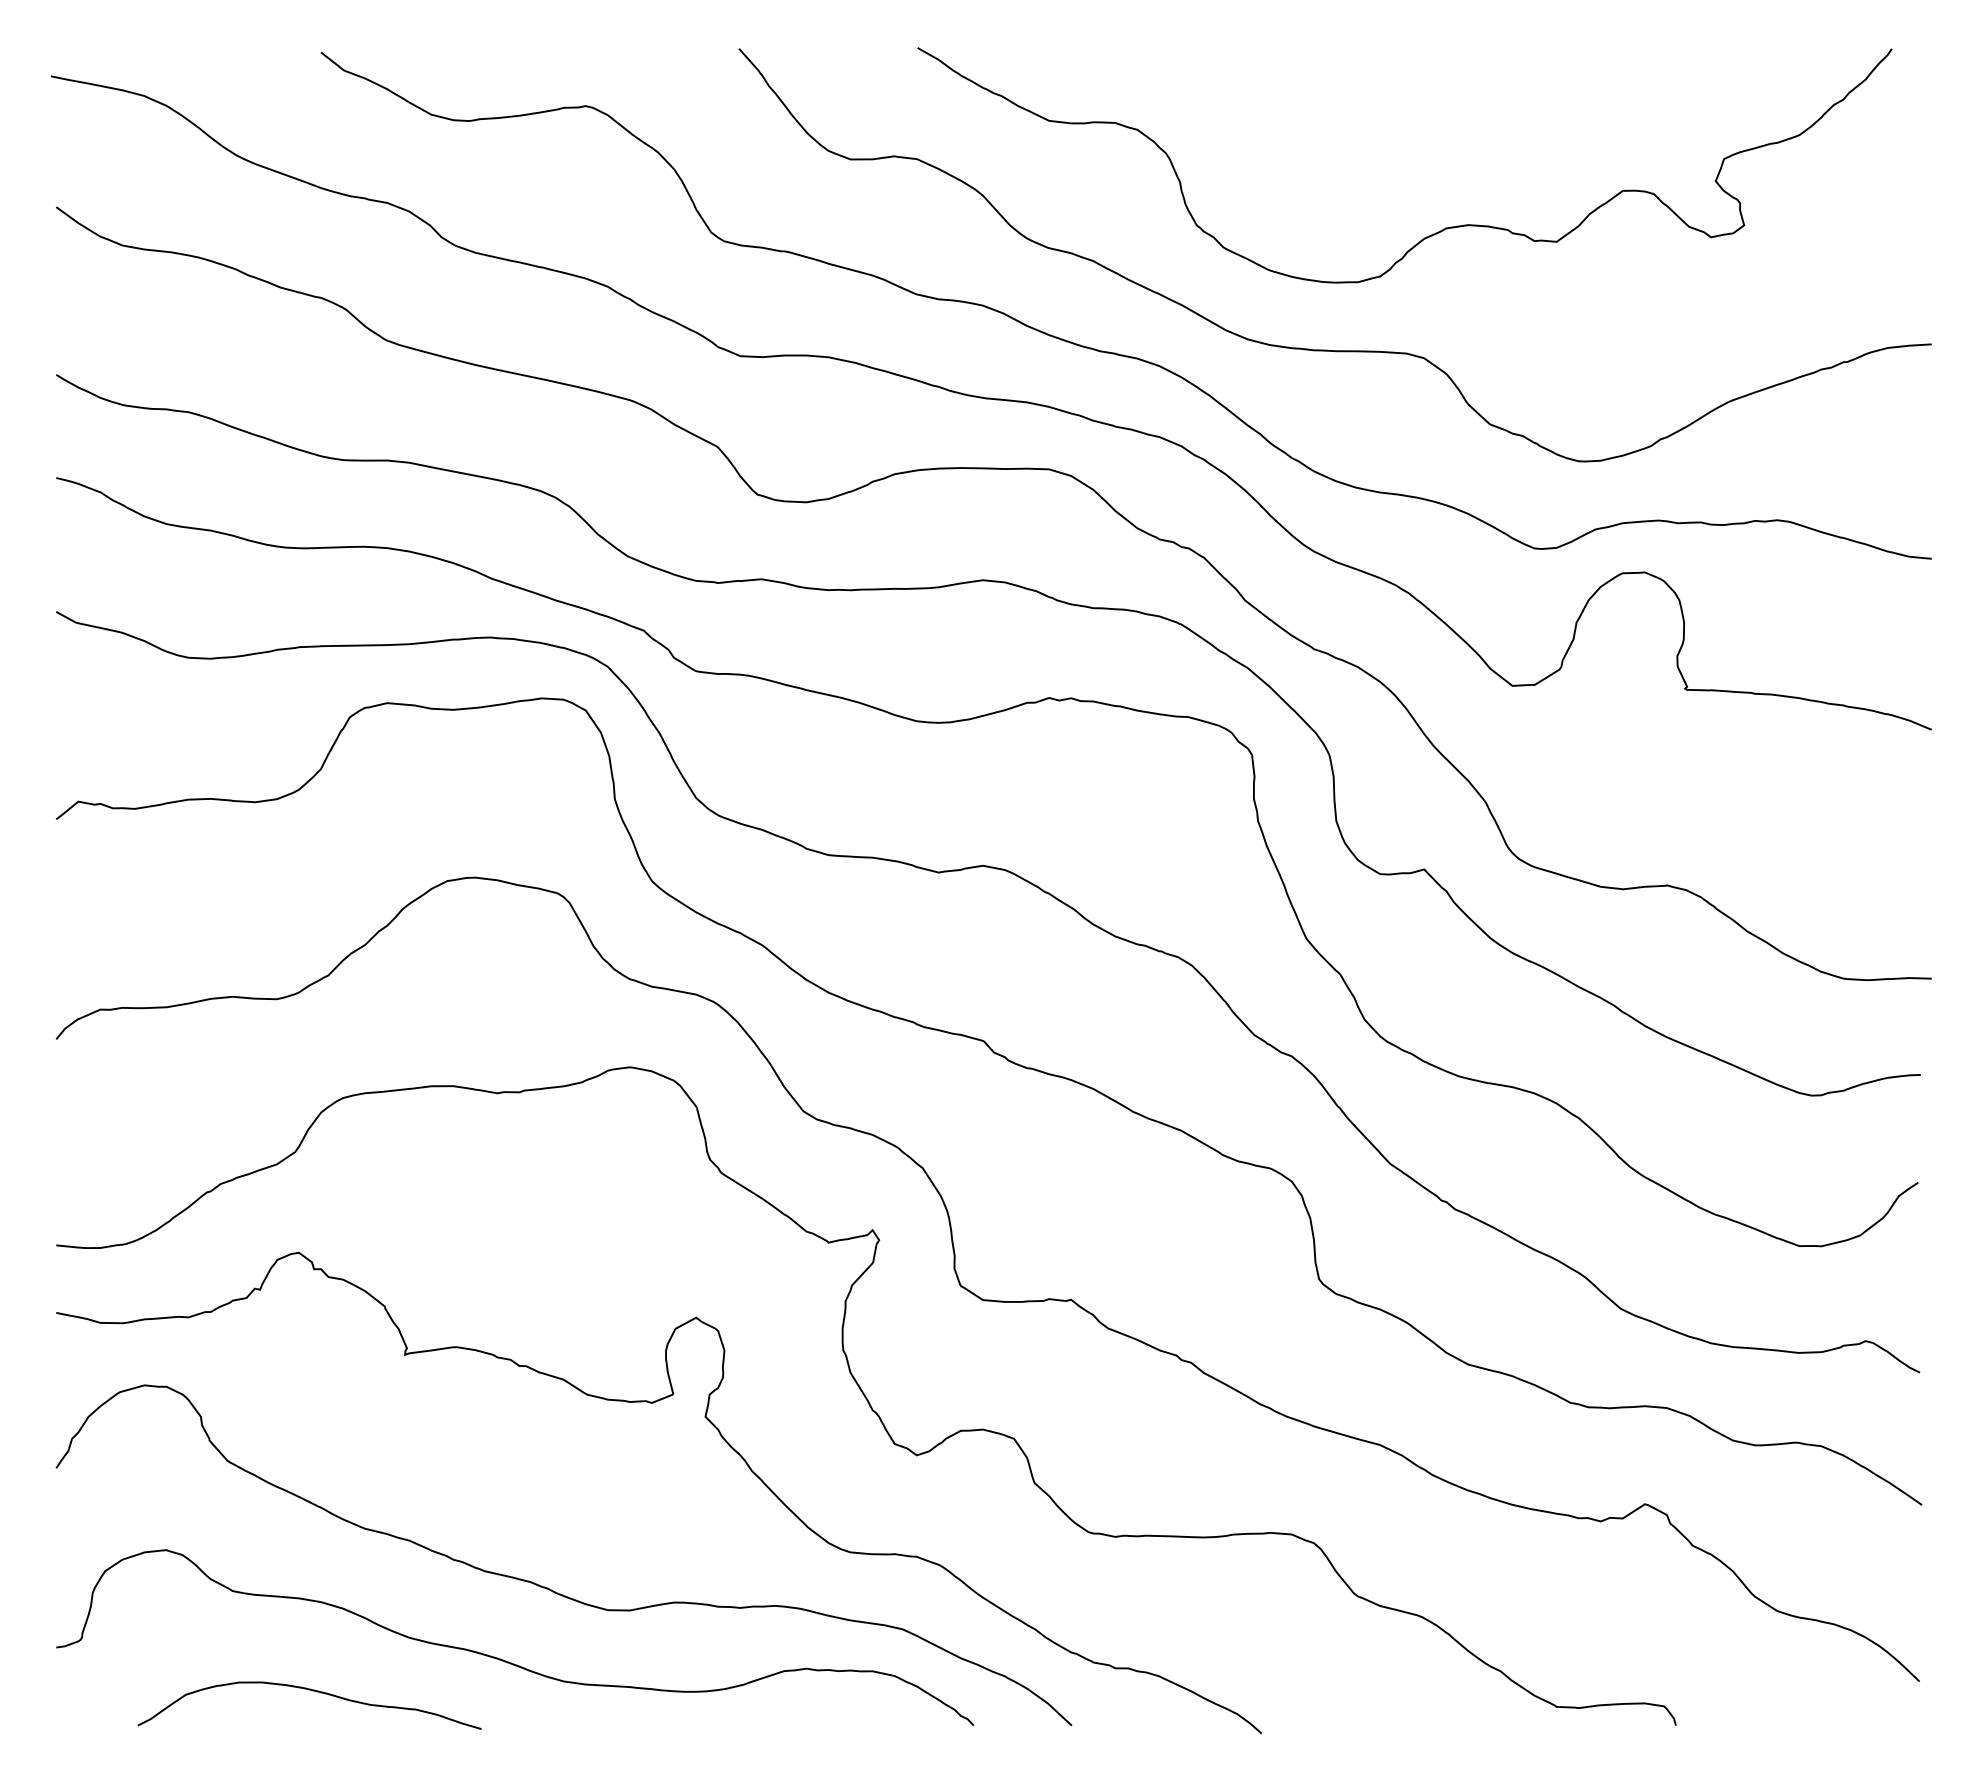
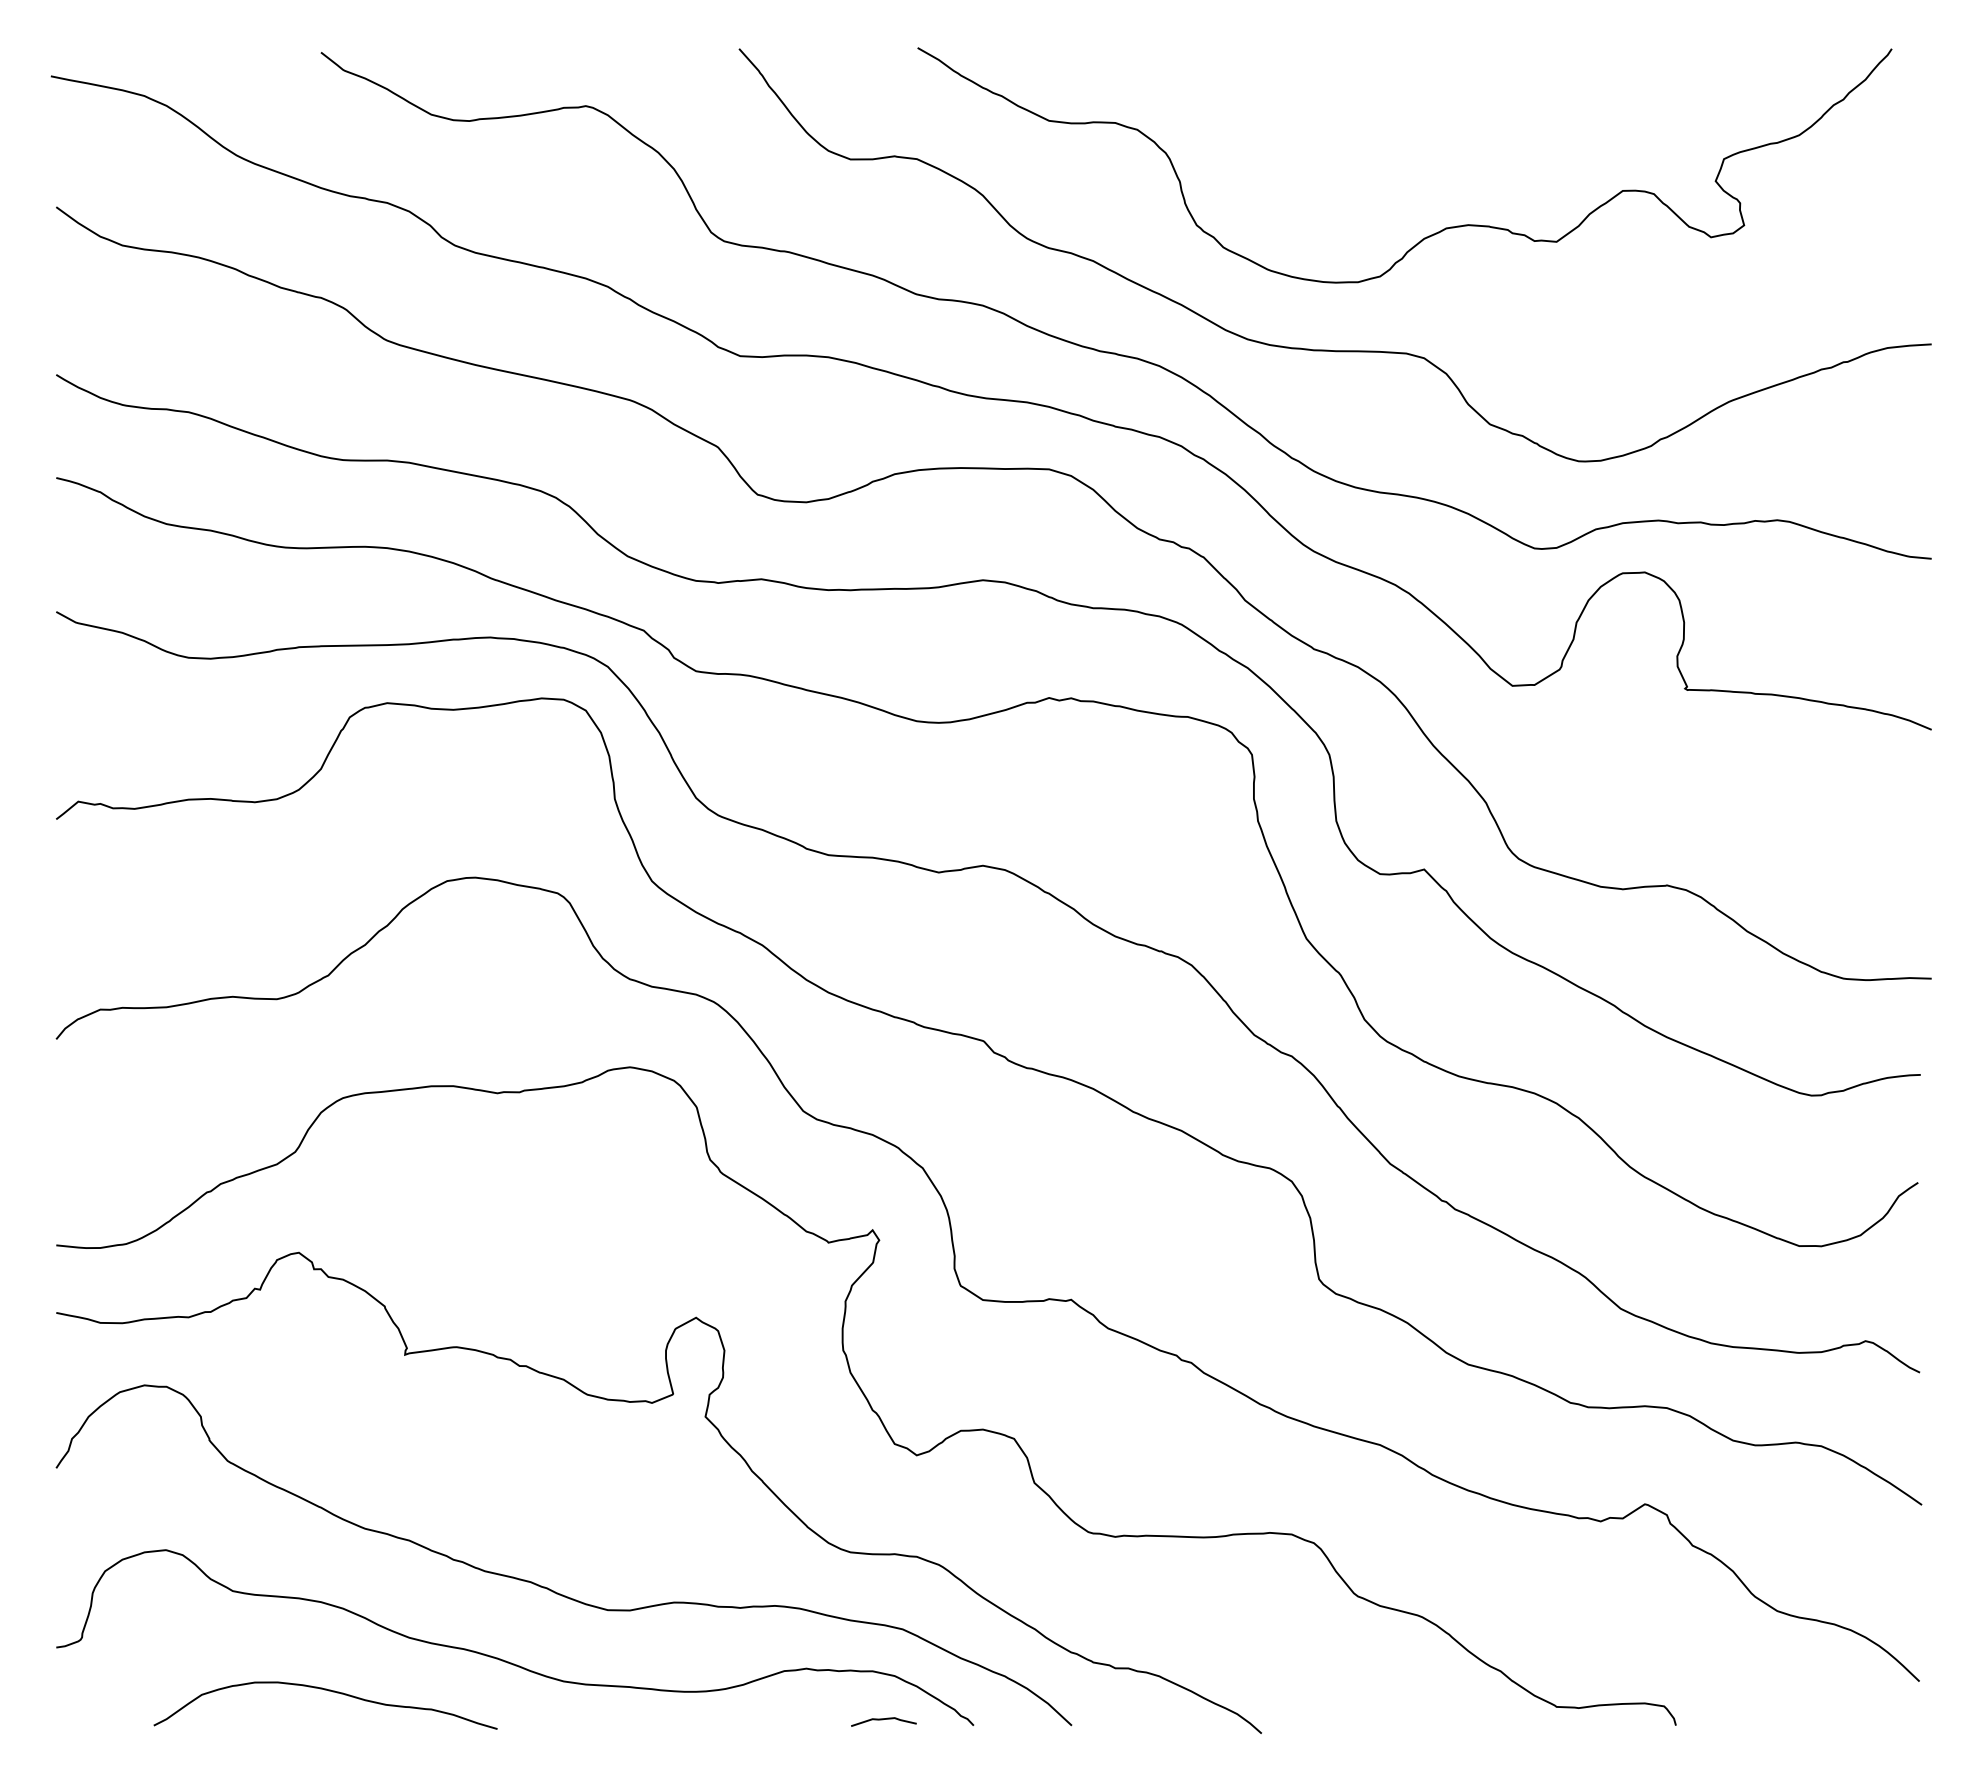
curve position: (312, 1691) -> (328, 1691) (328, 1691)
curve: none -> present (883, 1720)
